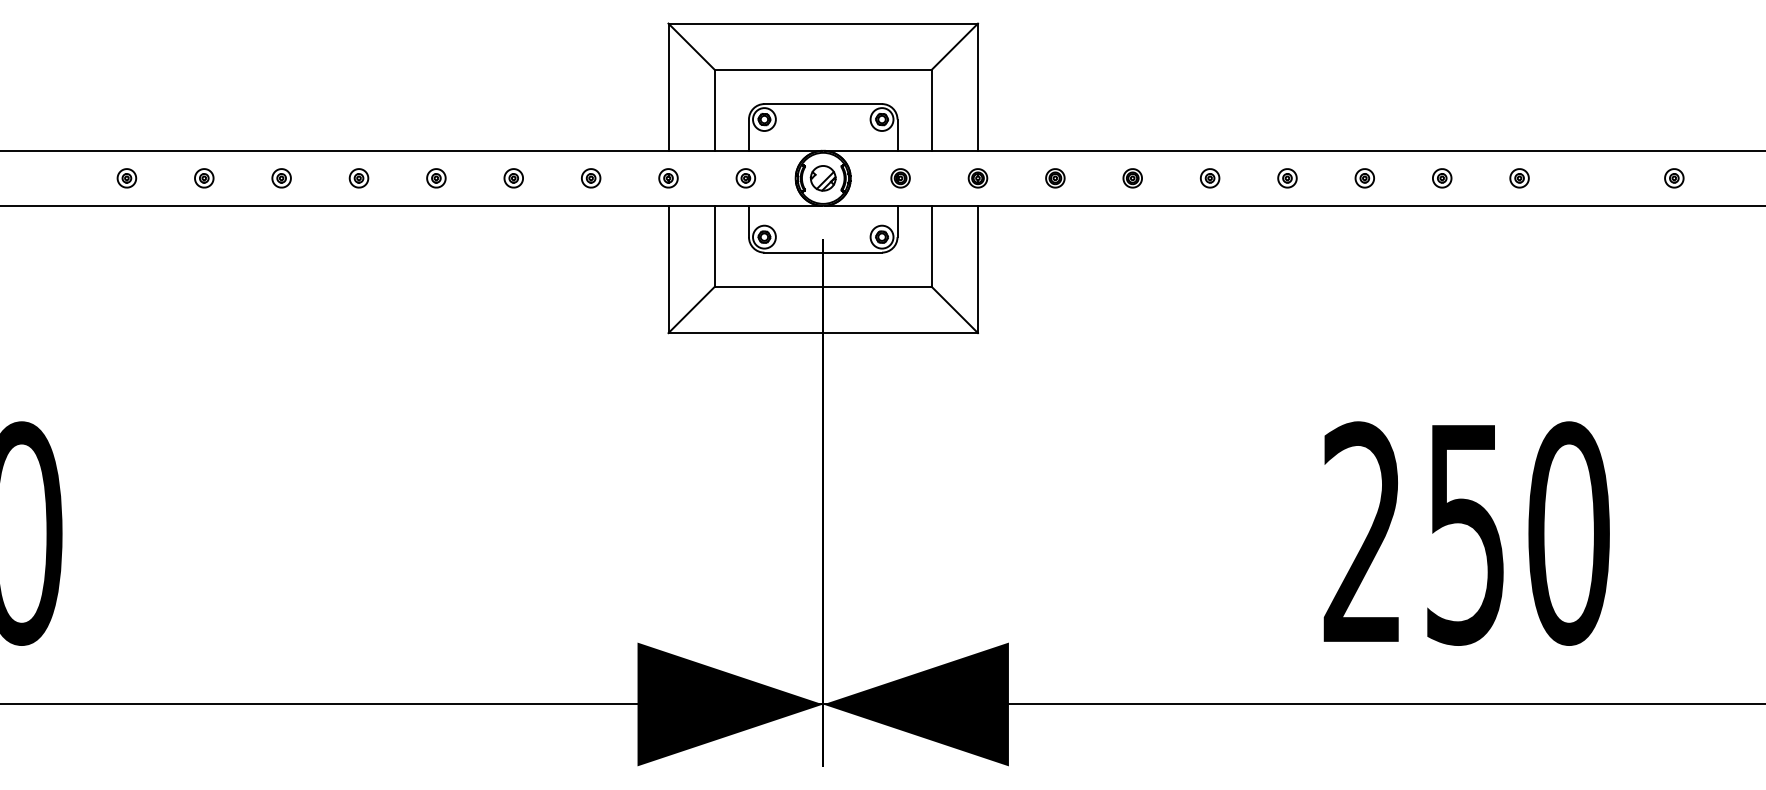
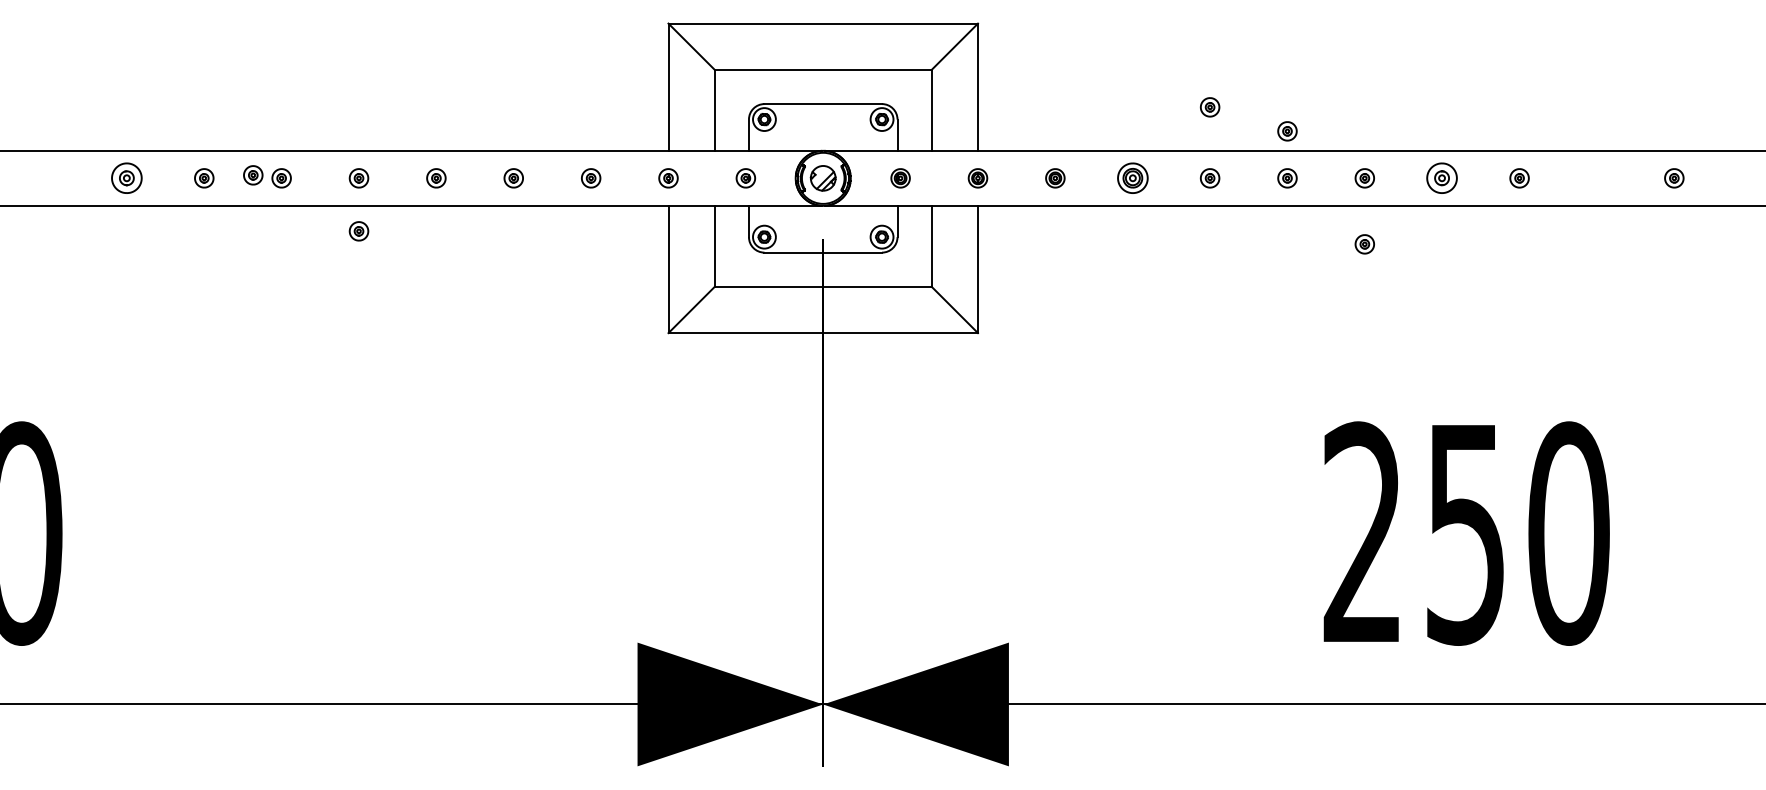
part: none -> present (1209, 107)
part: none -> present (1287, 131)
part: none -> present (253, 175)
part size: 22x21 px -> 32x32 px (126, 177)
part size: 21x21 px -> 32x32 px (1132, 177)
part size: 21x21 px -> 32x32 px (1441, 177)
part: none -> present (358, 231)
part: none -> present (1364, 244)
